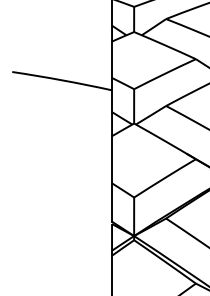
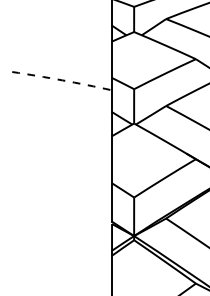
arc: solid -> dashed (62, 80)
